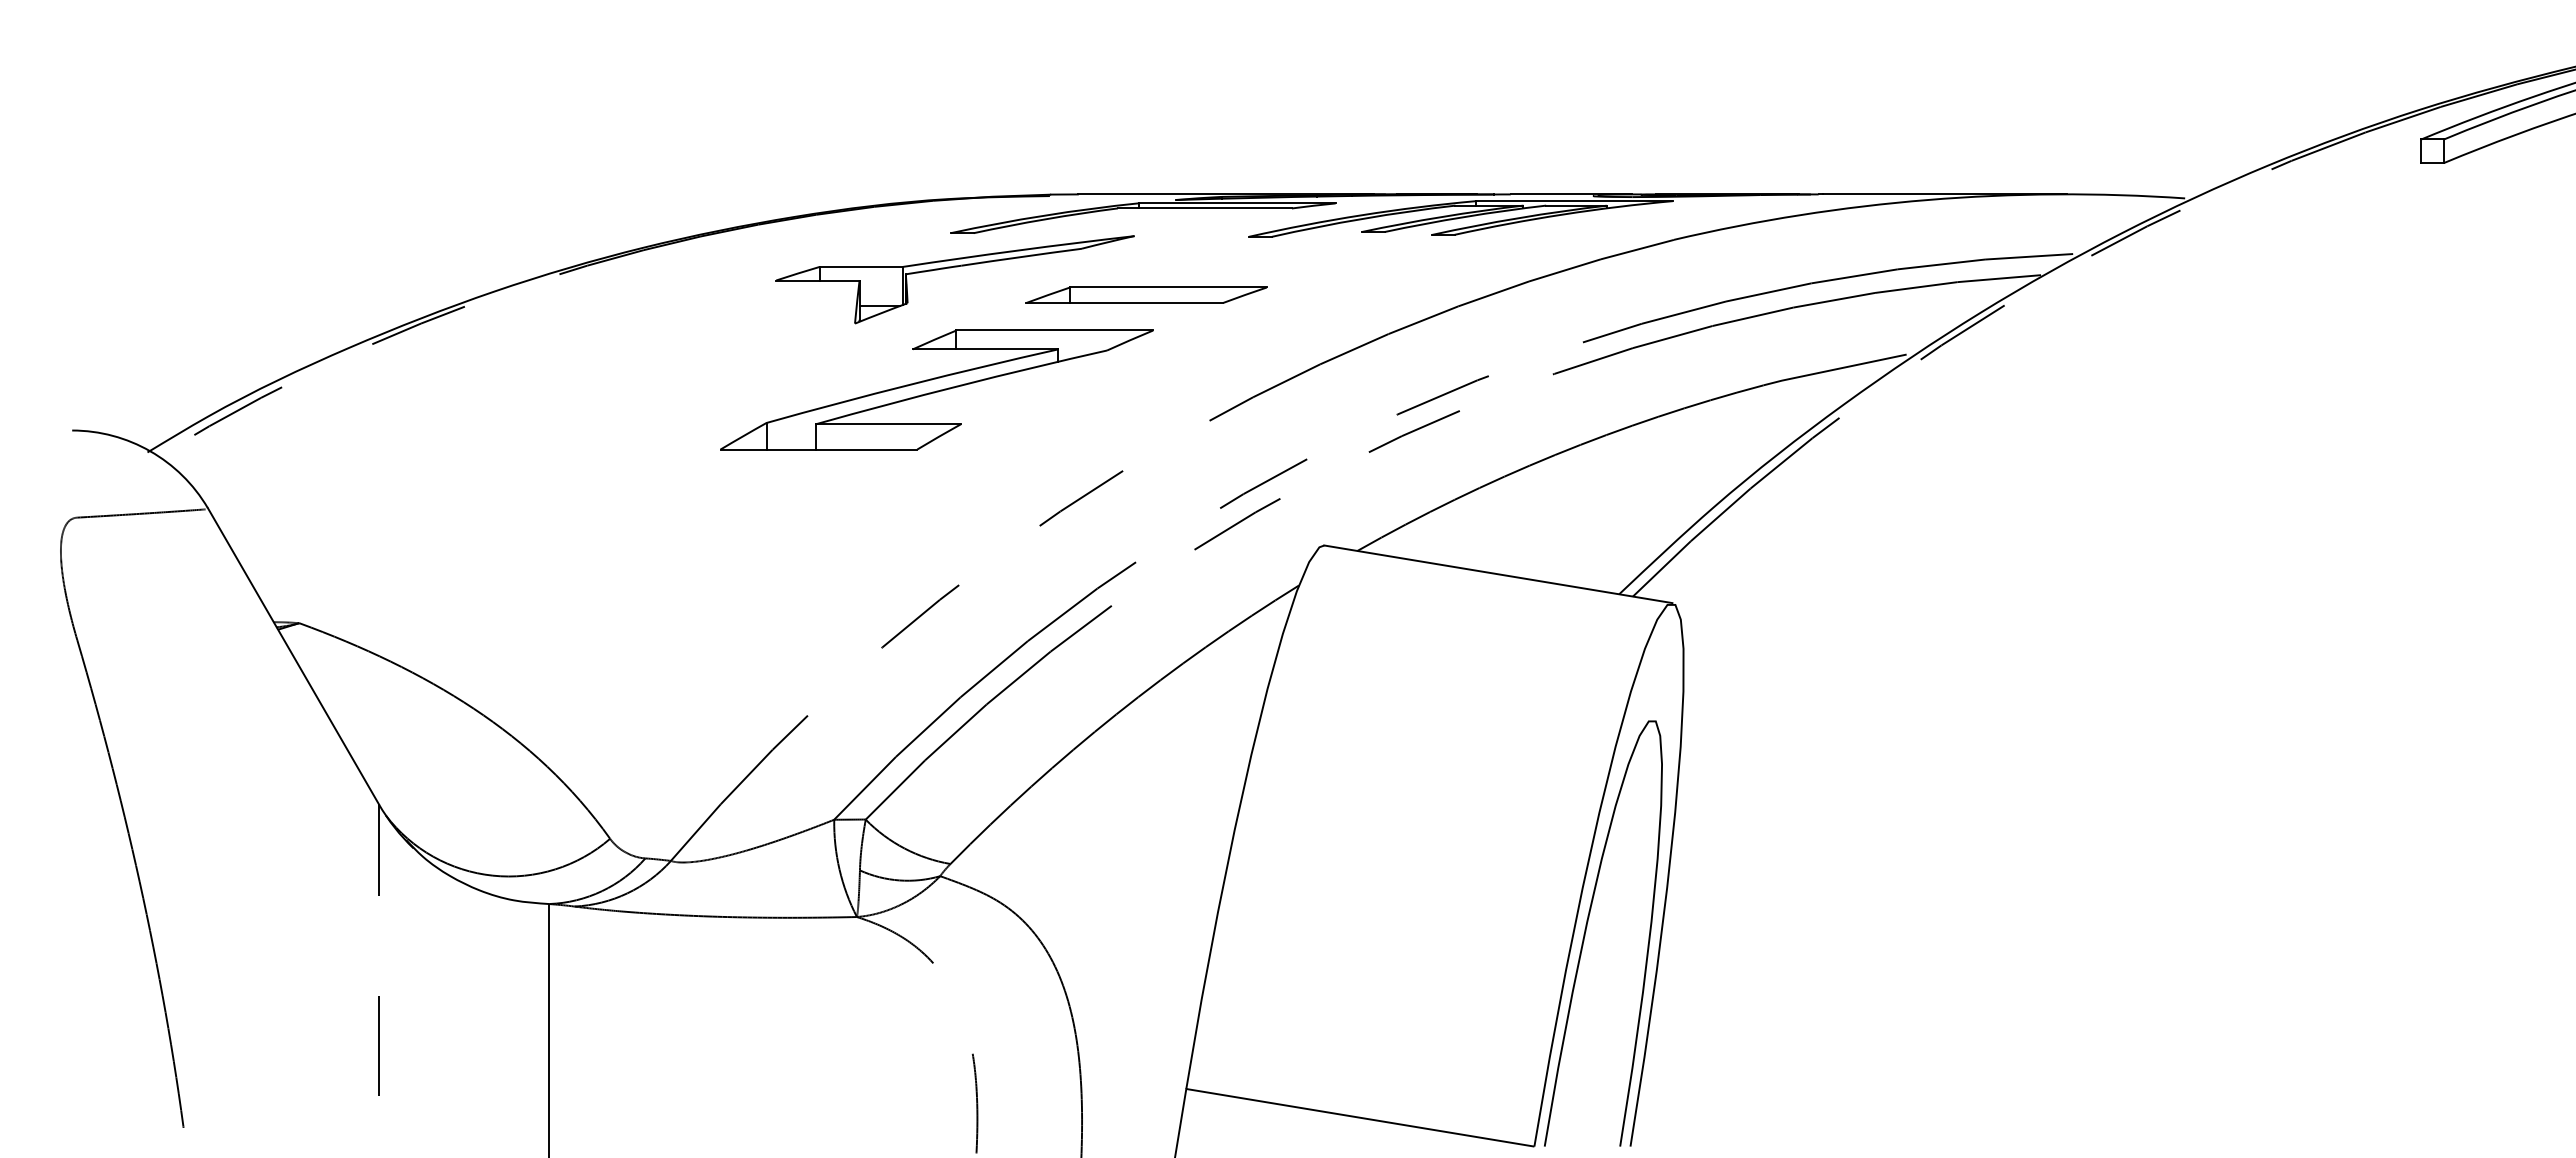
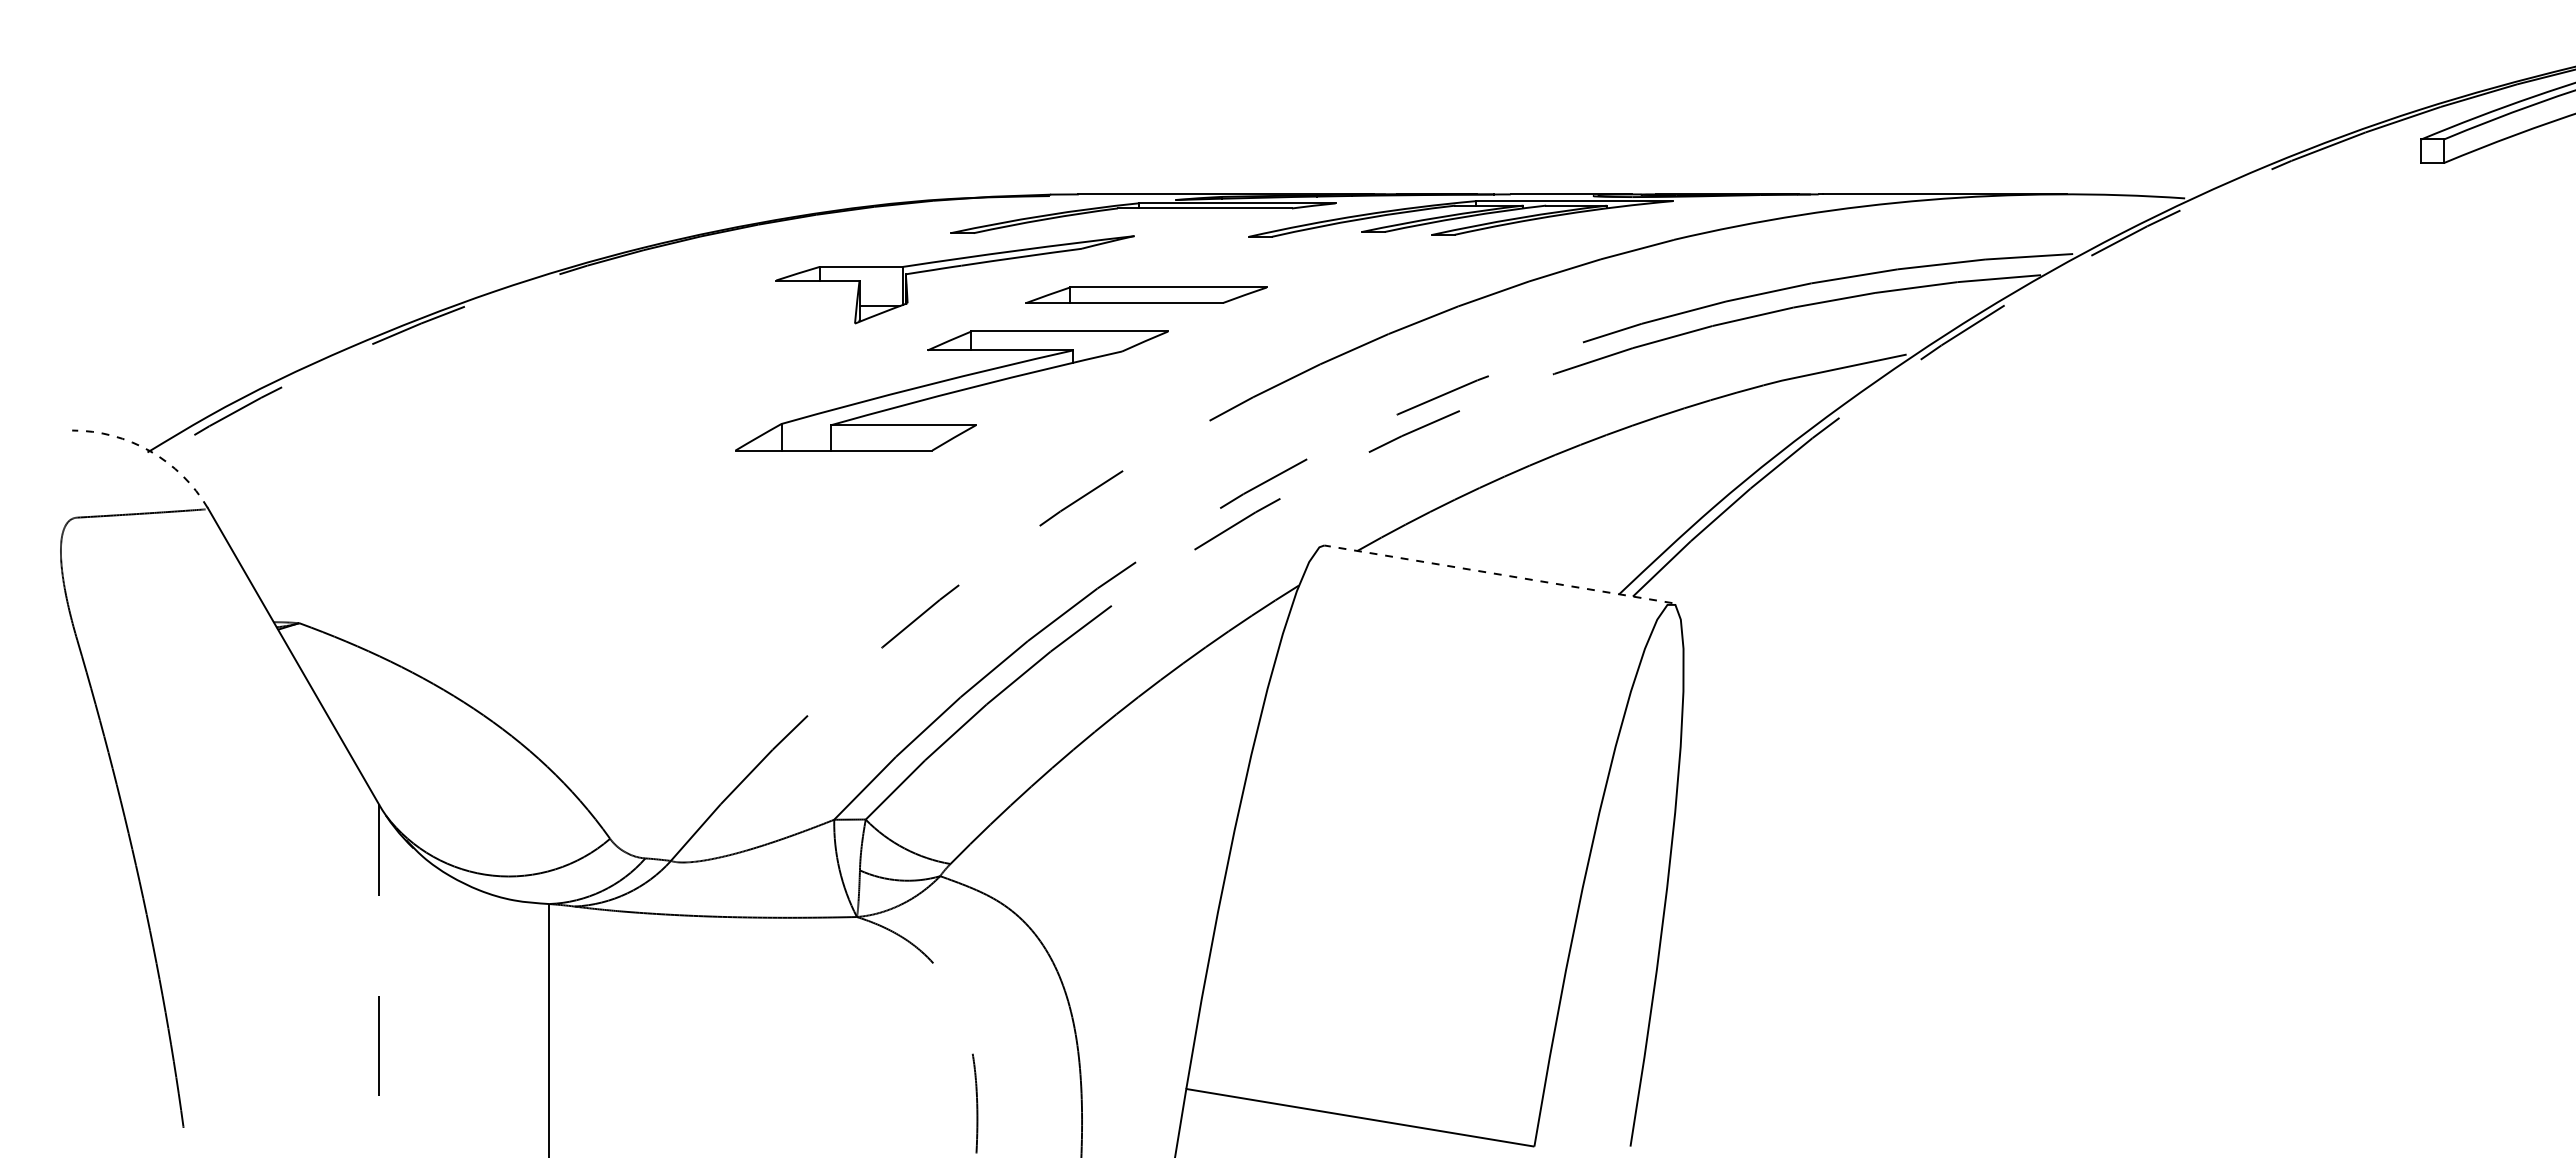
part position: (936, 389) -> (951, 390) (951, 390)
arc: solid -> dashed (150, 451)
line: solid -> dashed (1497, 574)
curve: present -> none (1586, 931)
